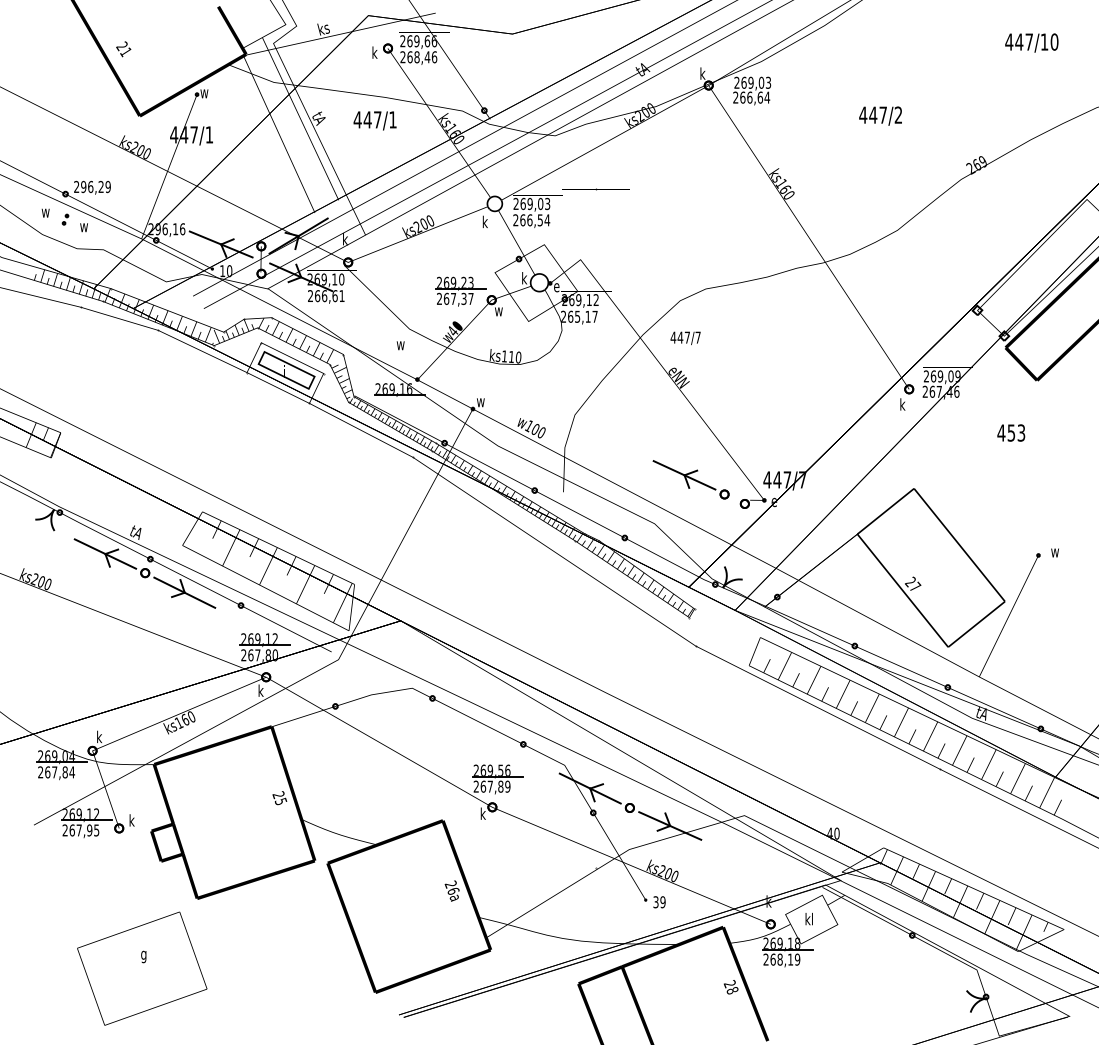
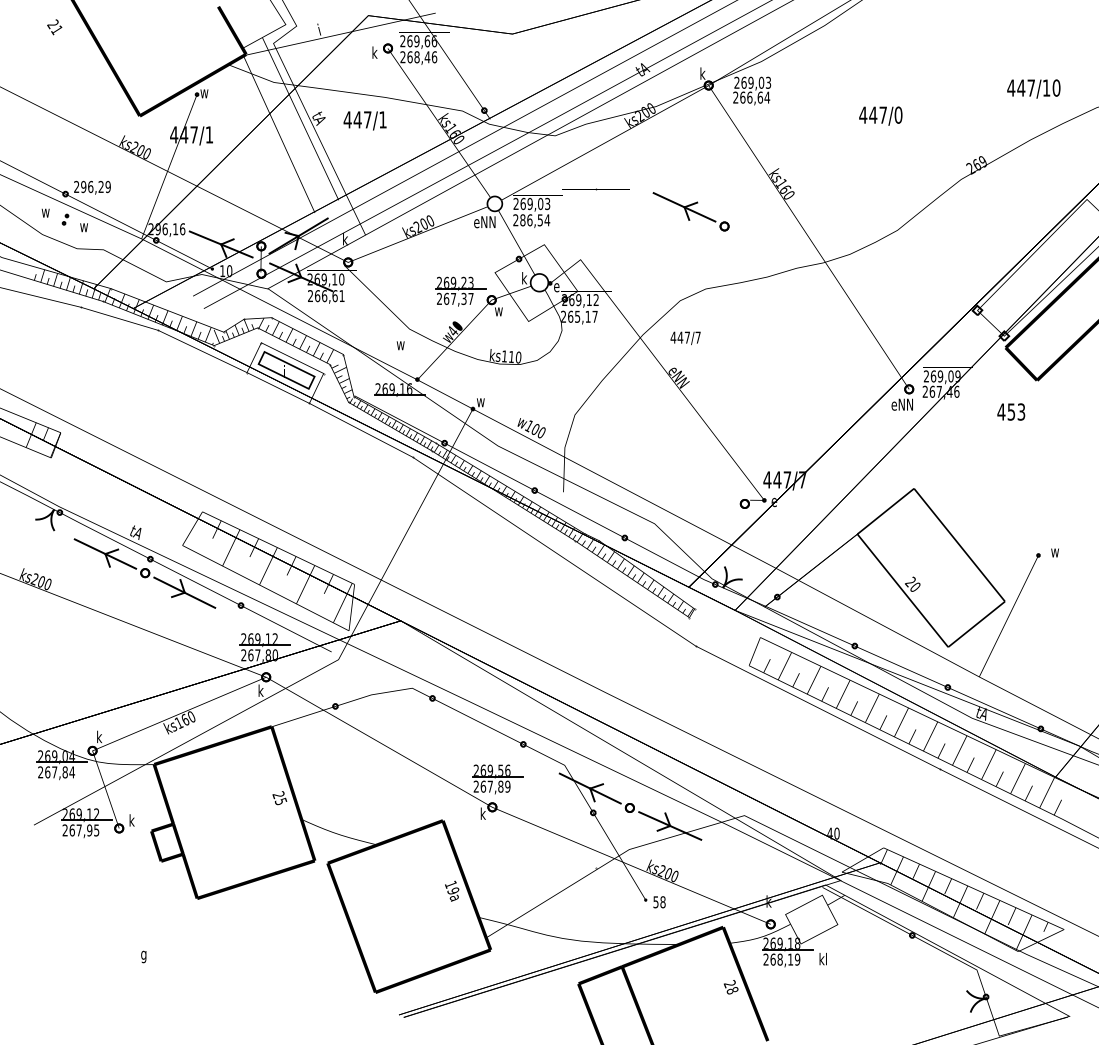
text: ks -> i (323, 29)
text position: (1031, 42) -> (1033, 88) (1033, 88)
text position: (123, 49) -> (54, 27) (54, 27)
text: 447/2 -> 447/0 (898, 114)
text position: (374, 120) -> (364, 120) (364, 120)
text: 266,54 -> 286,54 (522, 219)
text: k -> eNN (484, 221)
text: k -> eNN (901, 404)
text position: (1011, 432) -> (1011, 411) (1011, 411)
part position: (690, 479) -> (690, 211) (690, 211)
text: 27 -> 20 (915, 586)
text: 26a -> 19a (451, 887)
text: 39 -> 58 (659, 902)
text position: (808, 918) -> (822, 958) (822, 958)
part: present -> none (142, 968)
